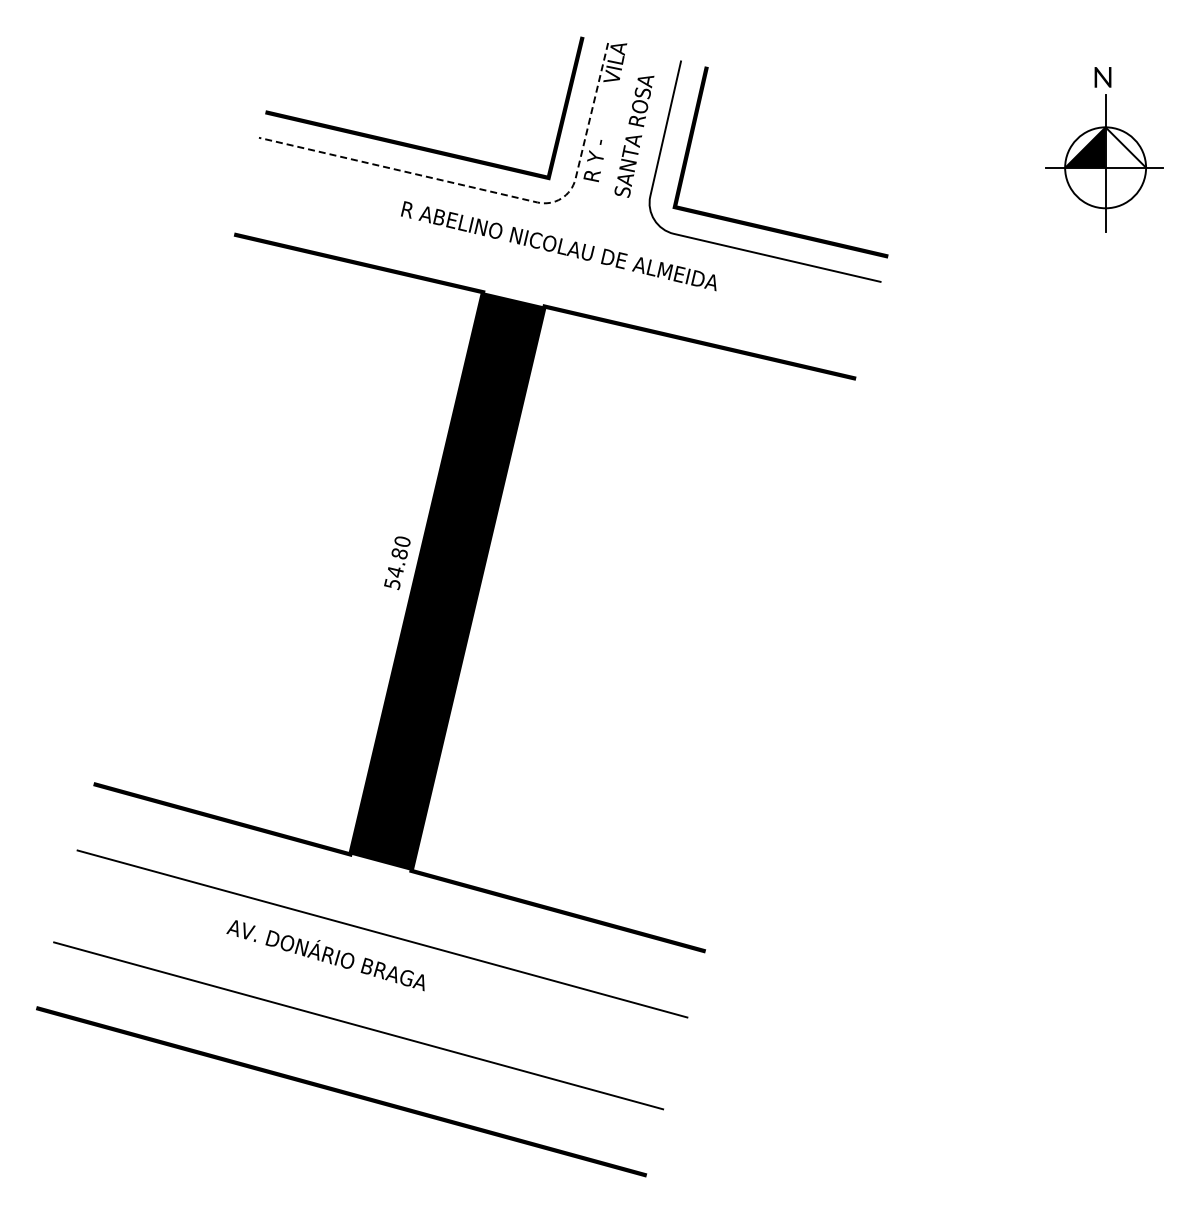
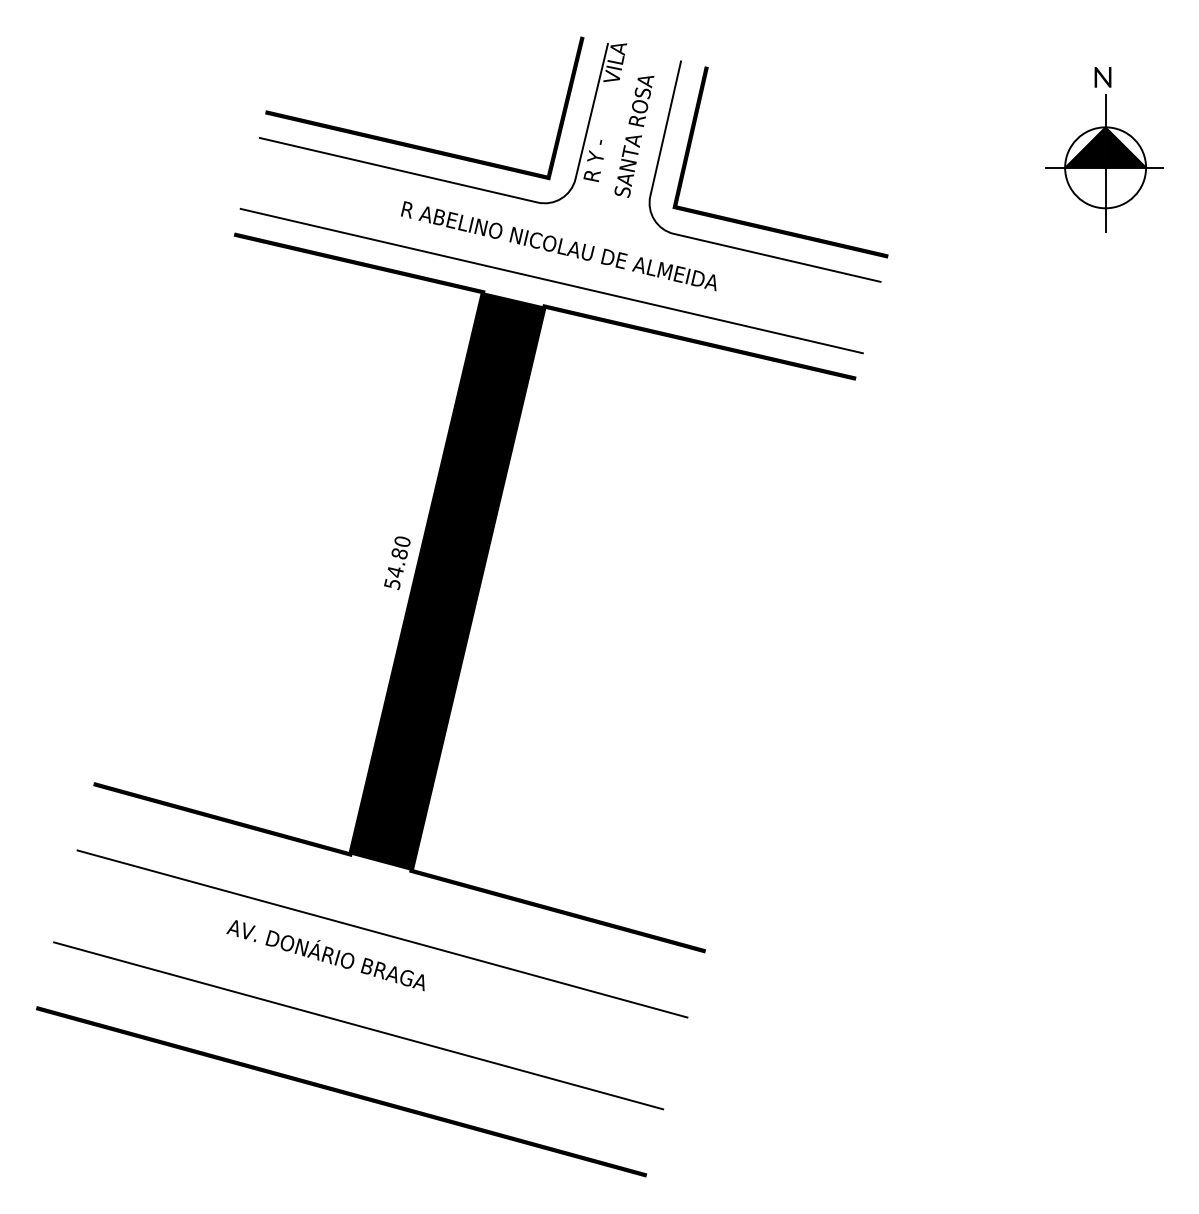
fill: none -> present (1125, 147)
line: dashed -> solid (505, 195)
line: none -> present (551, 280)
